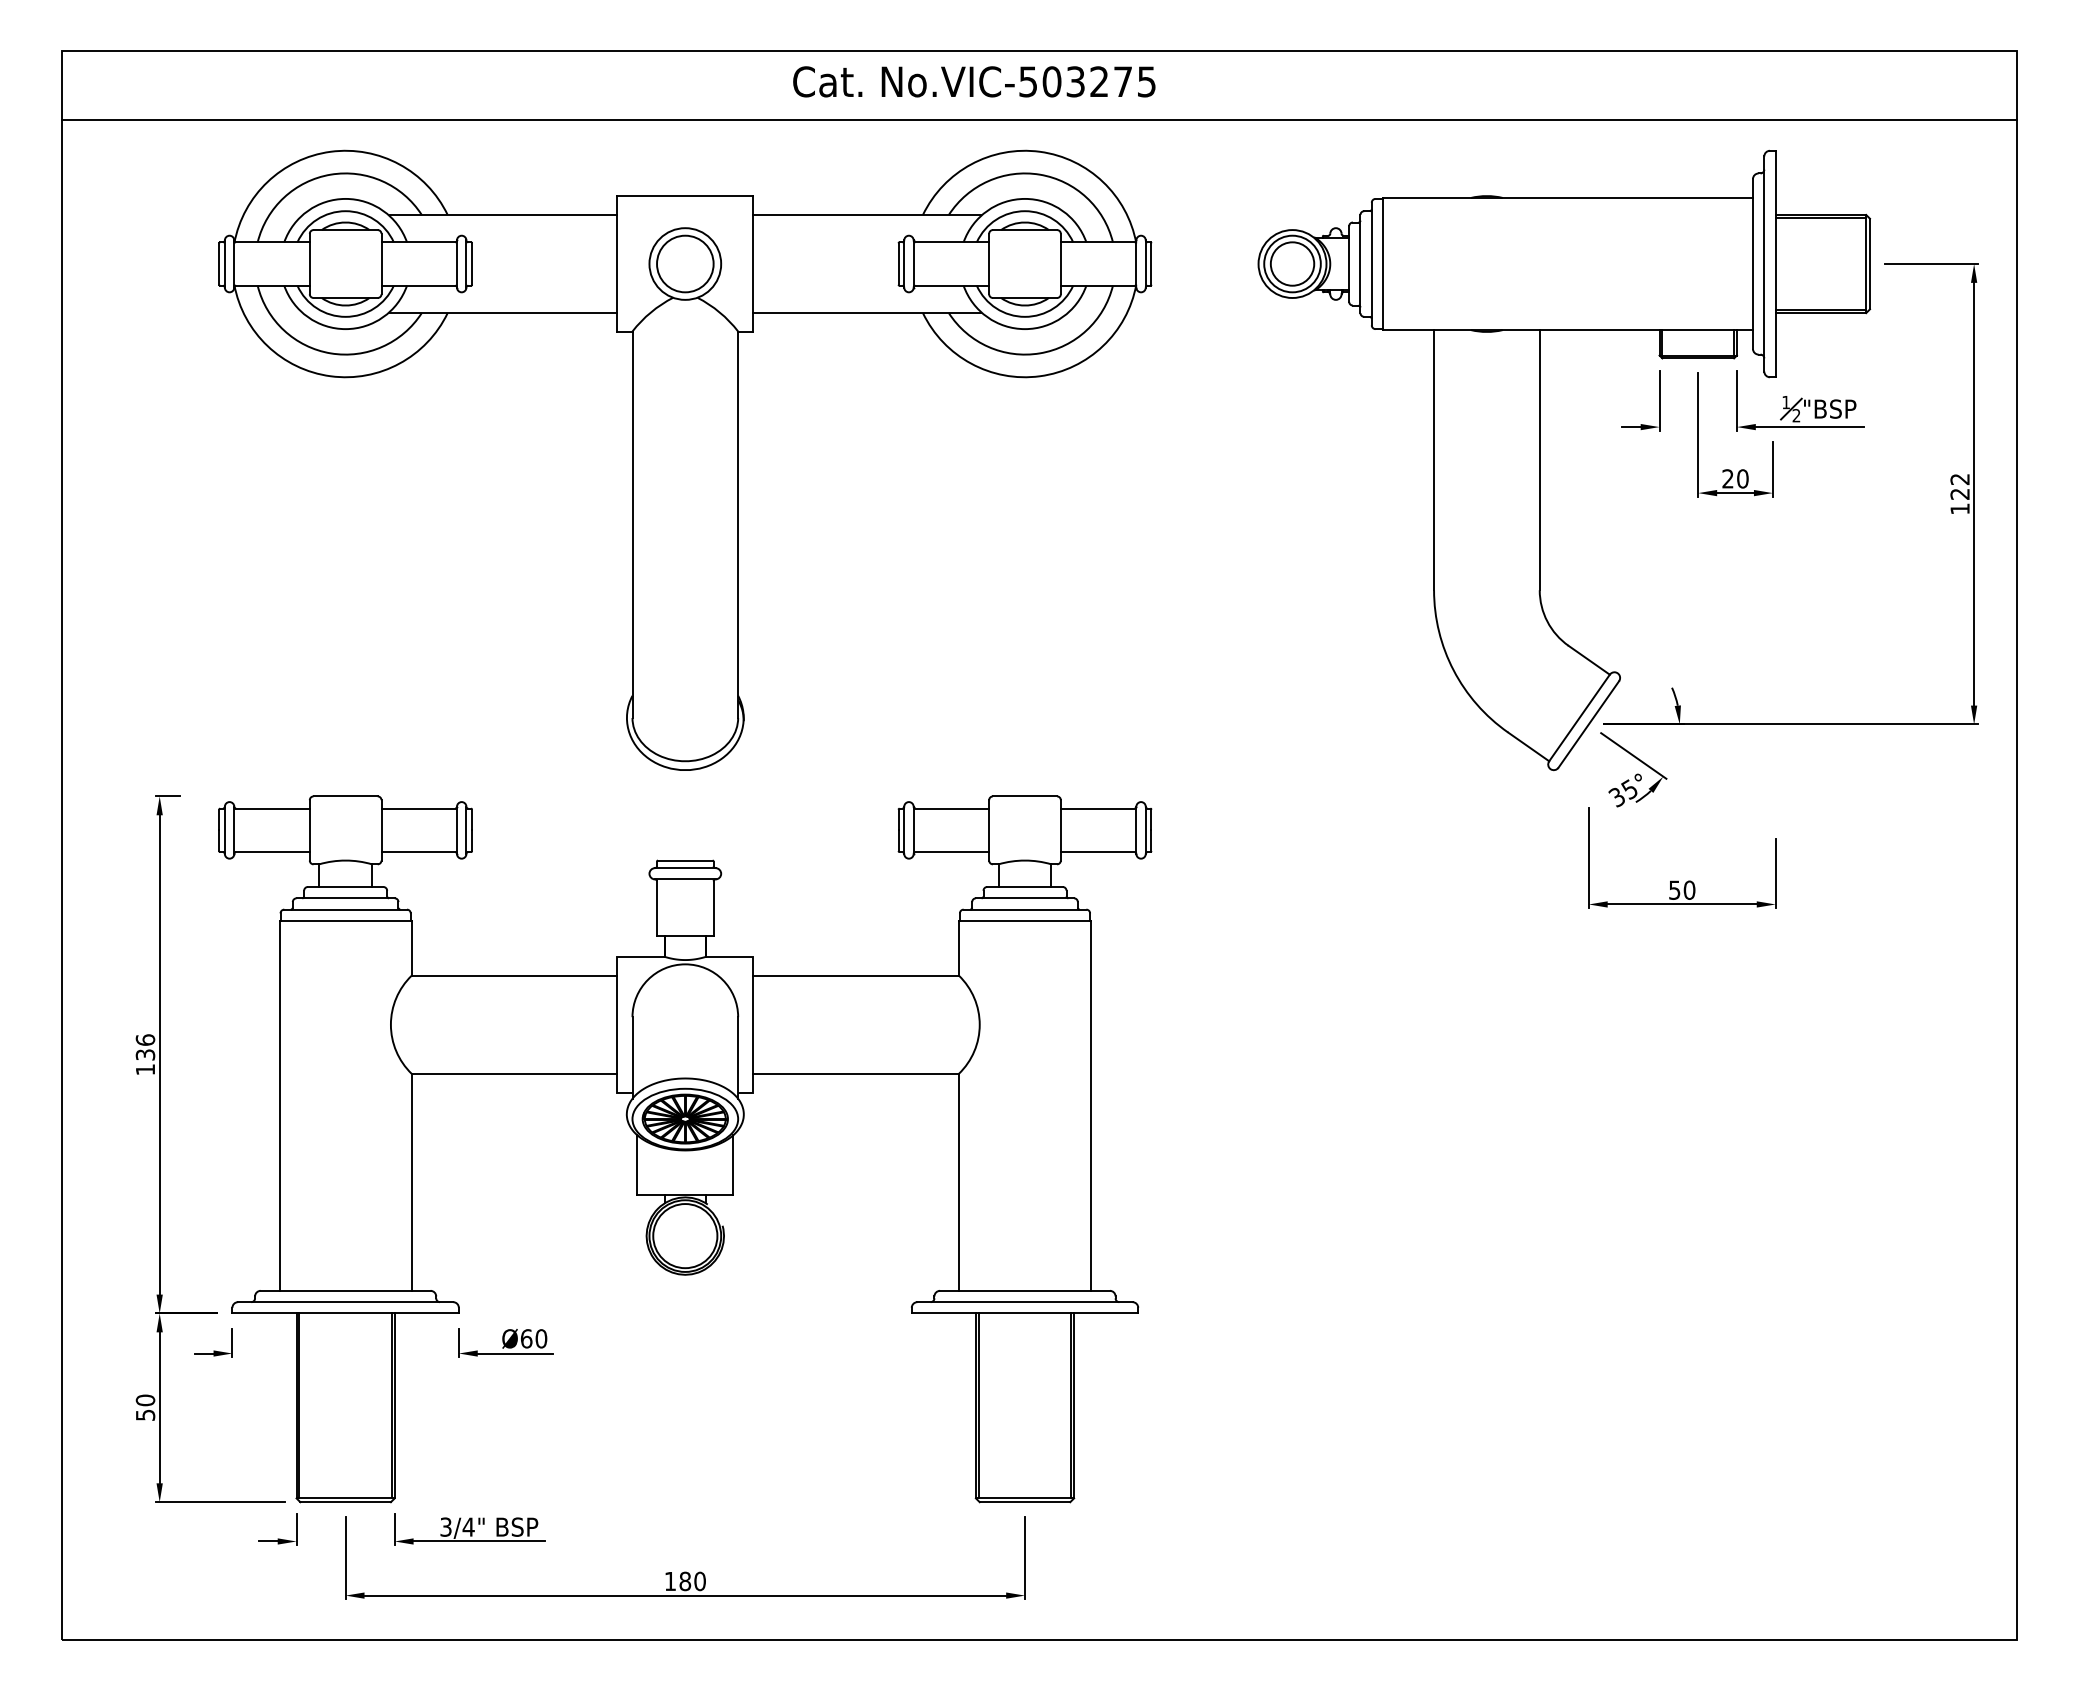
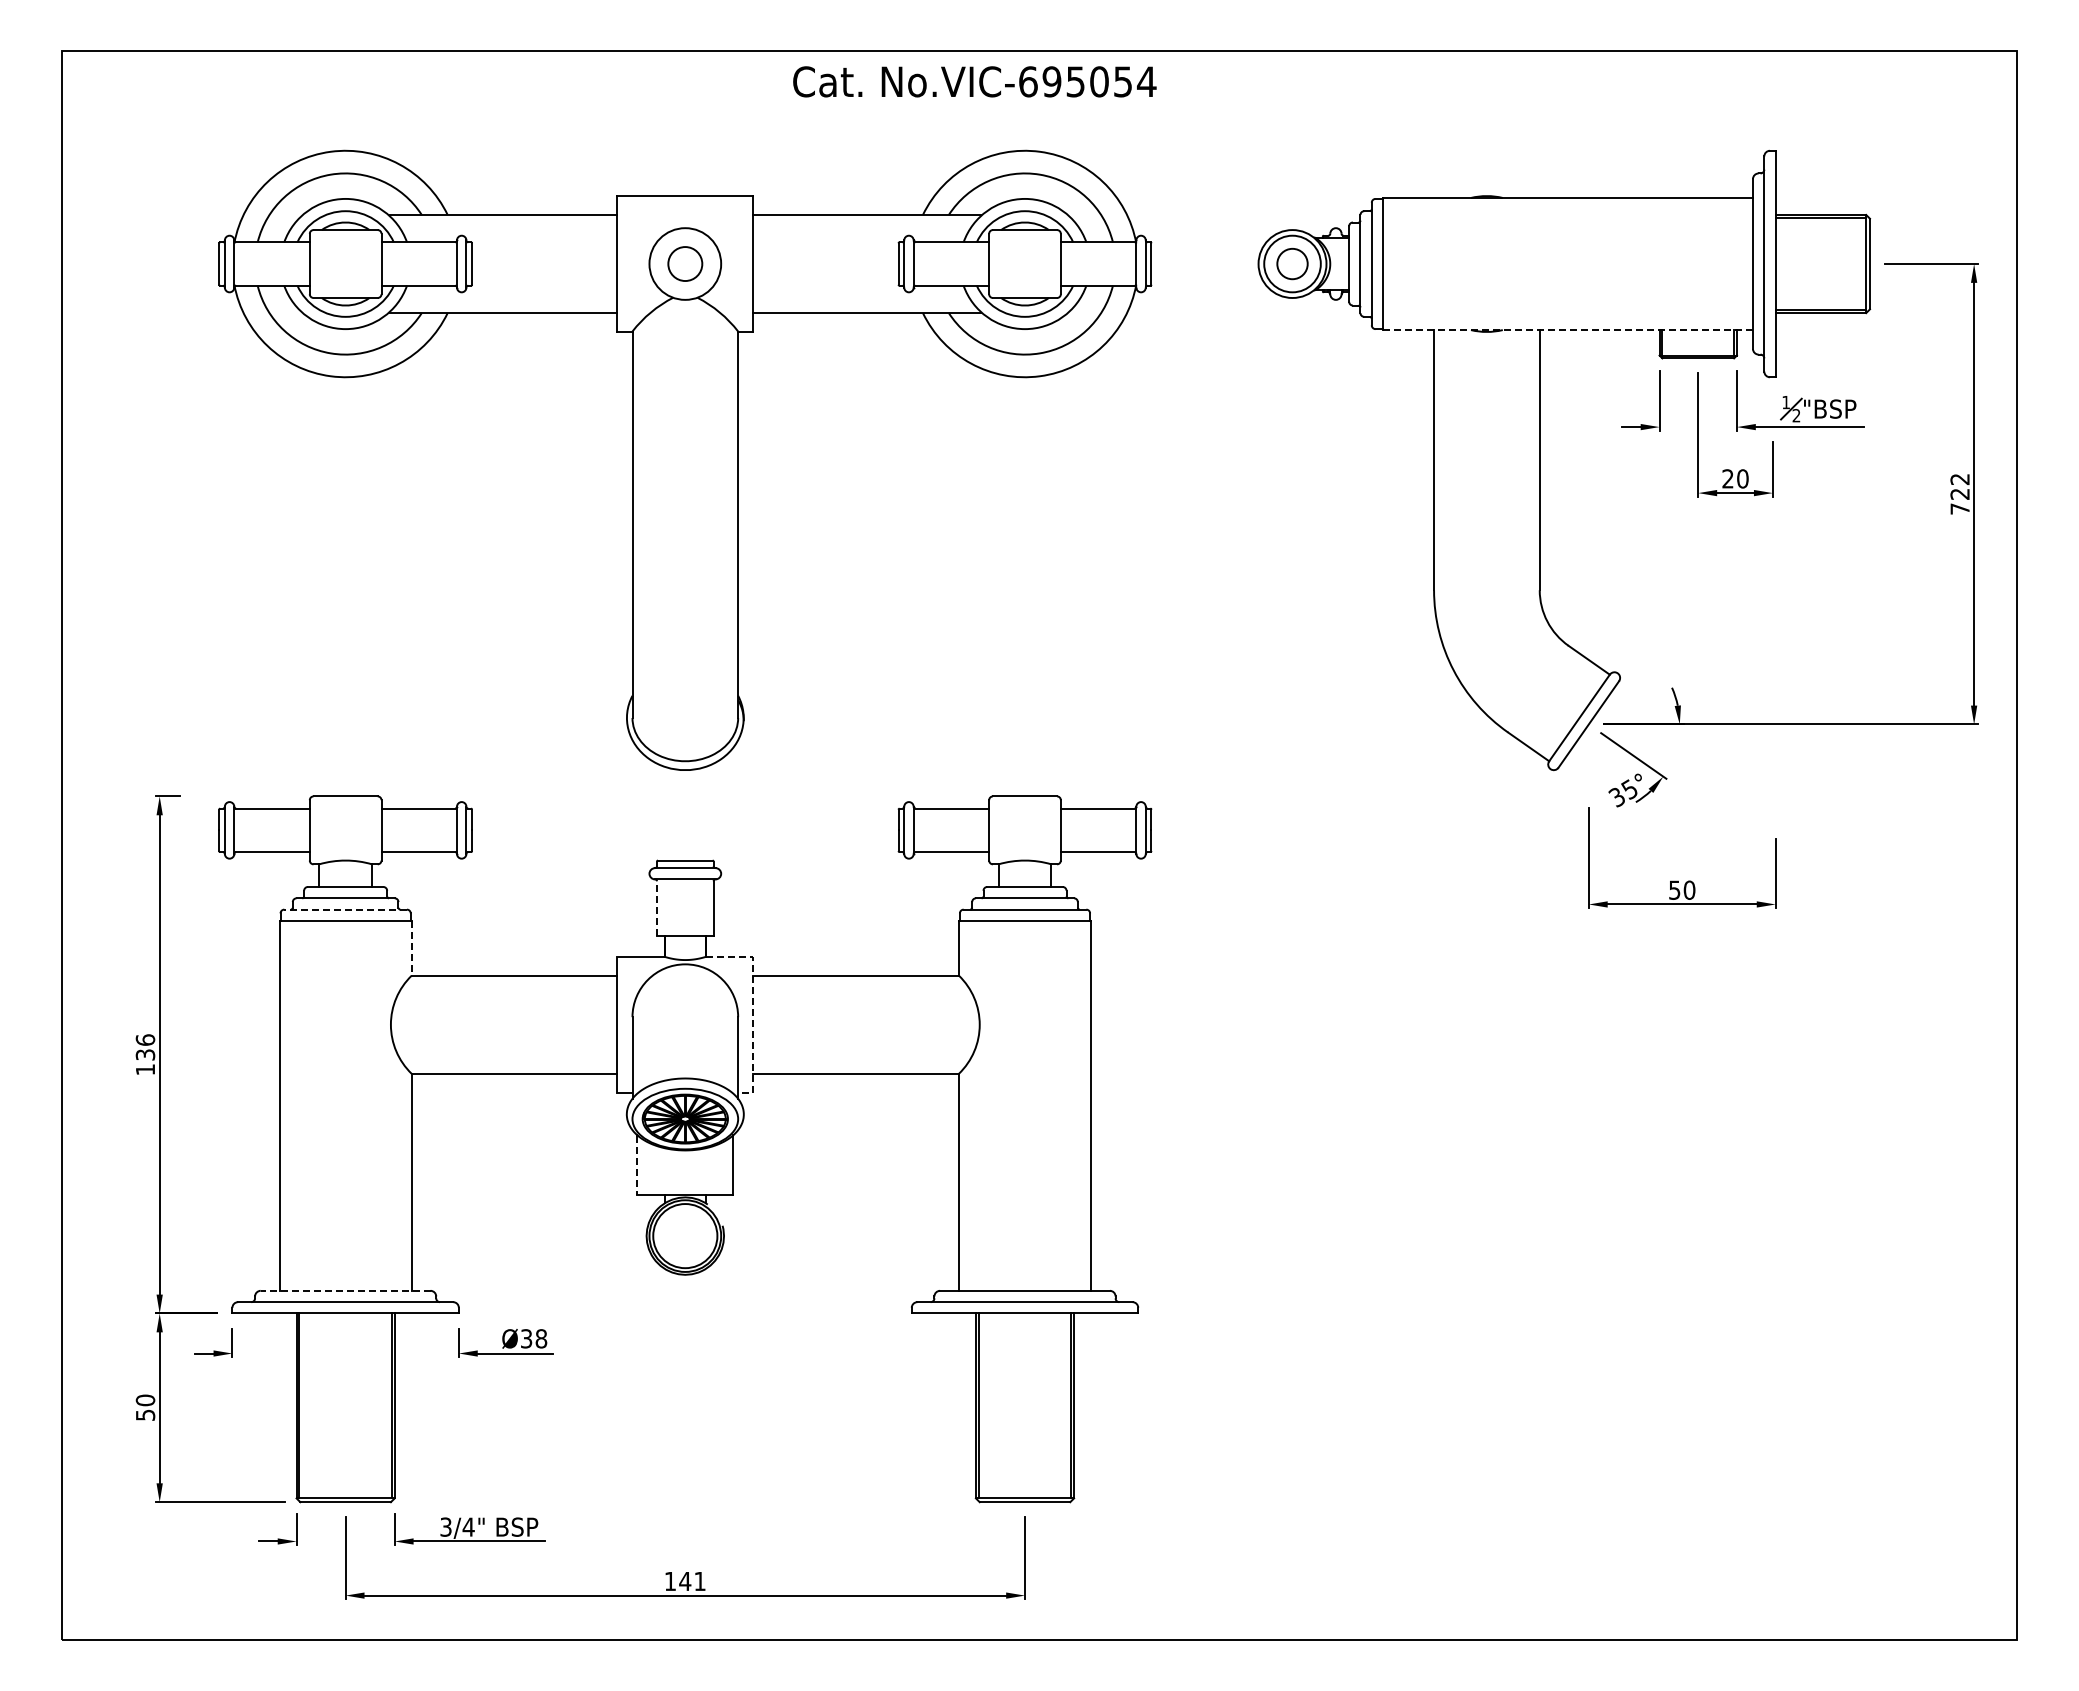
text: No.VIC-503275 -> No.VIC-695054 (1087, 81)
line: present -> none (1039, 120)
circle diameter: 57 px -> 34 px (685, 264)
circle diameter: 43 px -> 30 px (1292, 263)
line: solid -> dashed (1568, 330)
text: 122 -> 722 (1959, 508)
line: solid -> dashed (657, 908)
line: solid -> dashed (345, 909)
line: solid -> dashed (411, 948)
line: solid -> dashed (753, 1008)
line: solid -> dashed (637, 1165)
line: solid -> dashed (345, 1290)
text: Ø60 -> Ø38 (534, 1338)
text: 180 -> 141 (692, 1581)
